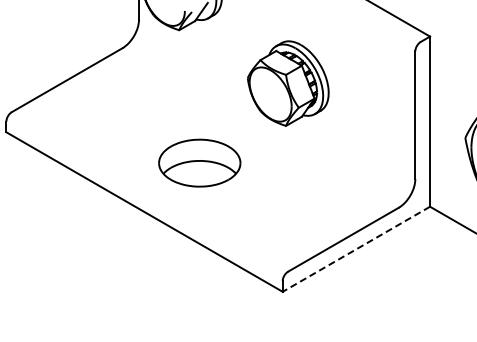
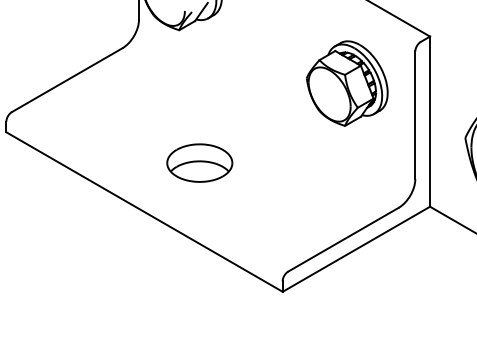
part position: (288, 83) -> (347, 83) (347, 83)
part size: 84x50 px -> 68x40 px (199, 162)
line: dashed -> solid (355, 249)
